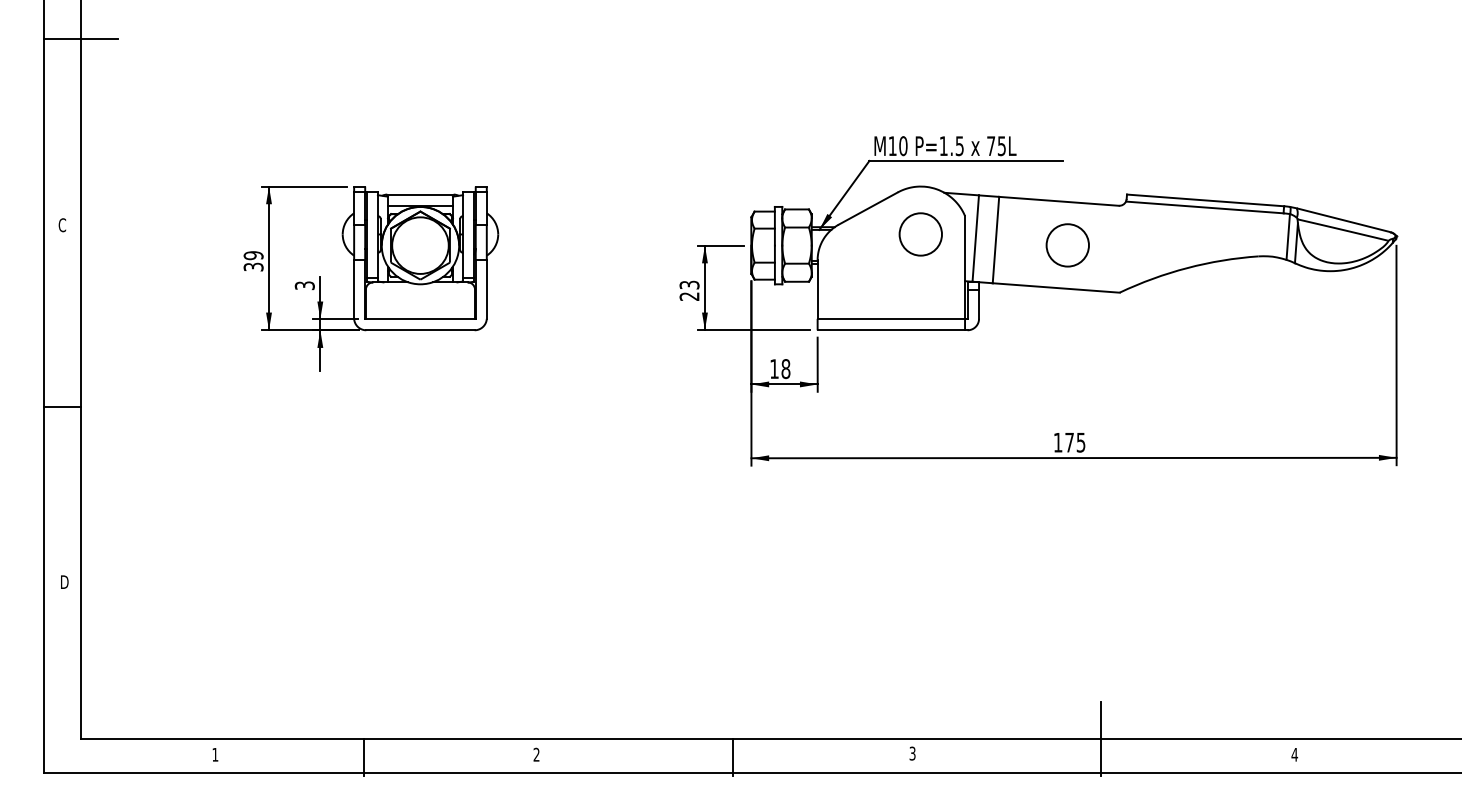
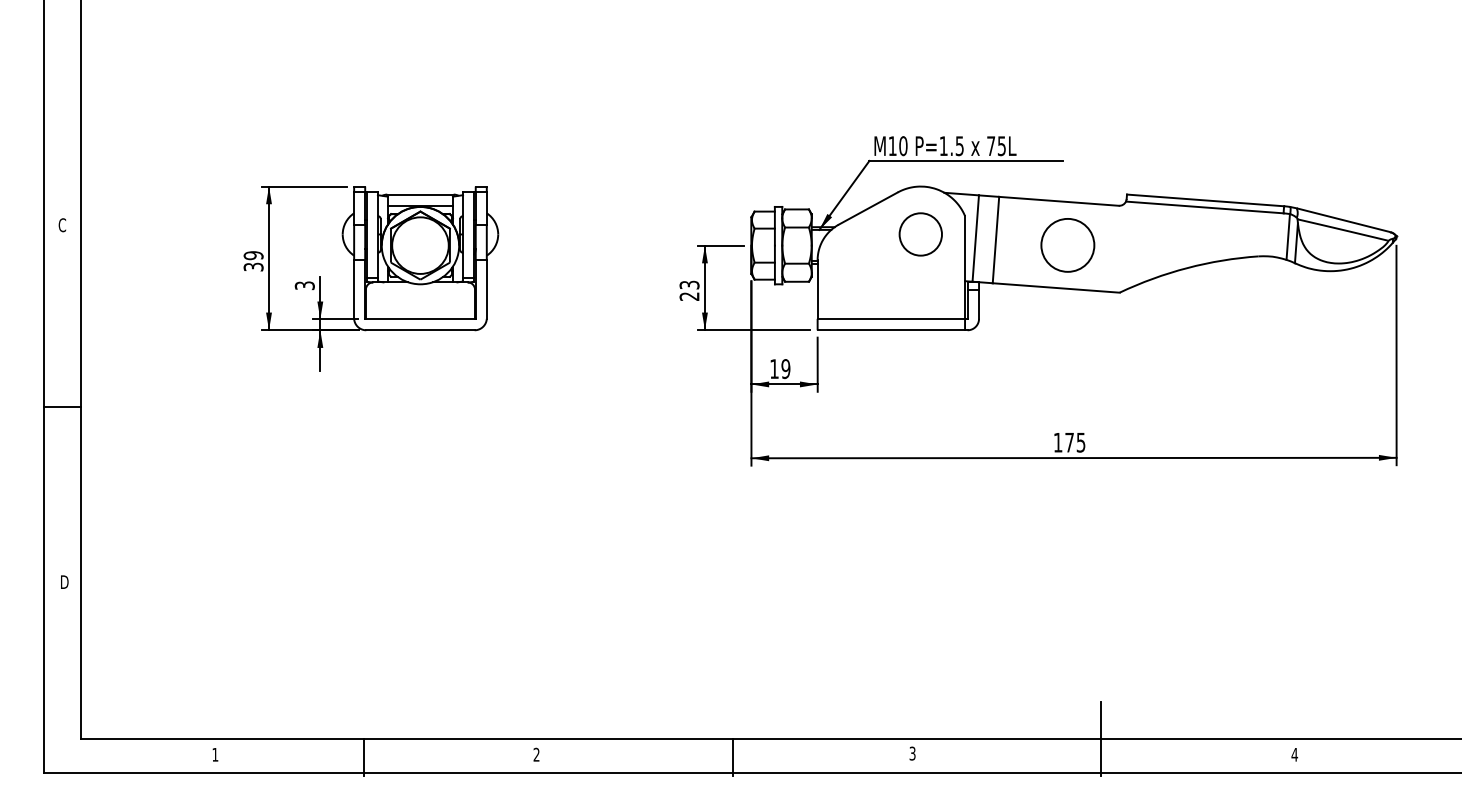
line: present -> none (80, 38)
circle size: 45x45 px -> 56x55 px (1067, 245)
text: 18 -> 19 (785, 369)
